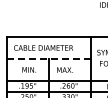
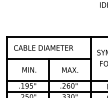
line: dashed -> solid (48, 58)
text position: (64, 69) -> (69, 69) (69, 69)
